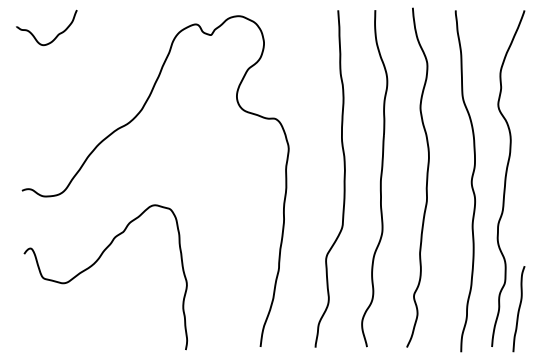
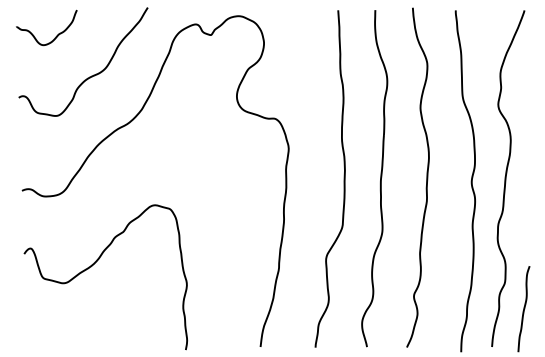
curve: none -> present (91, 75)
curve position: (518, 309) -> (523, 309) (523, 309)
